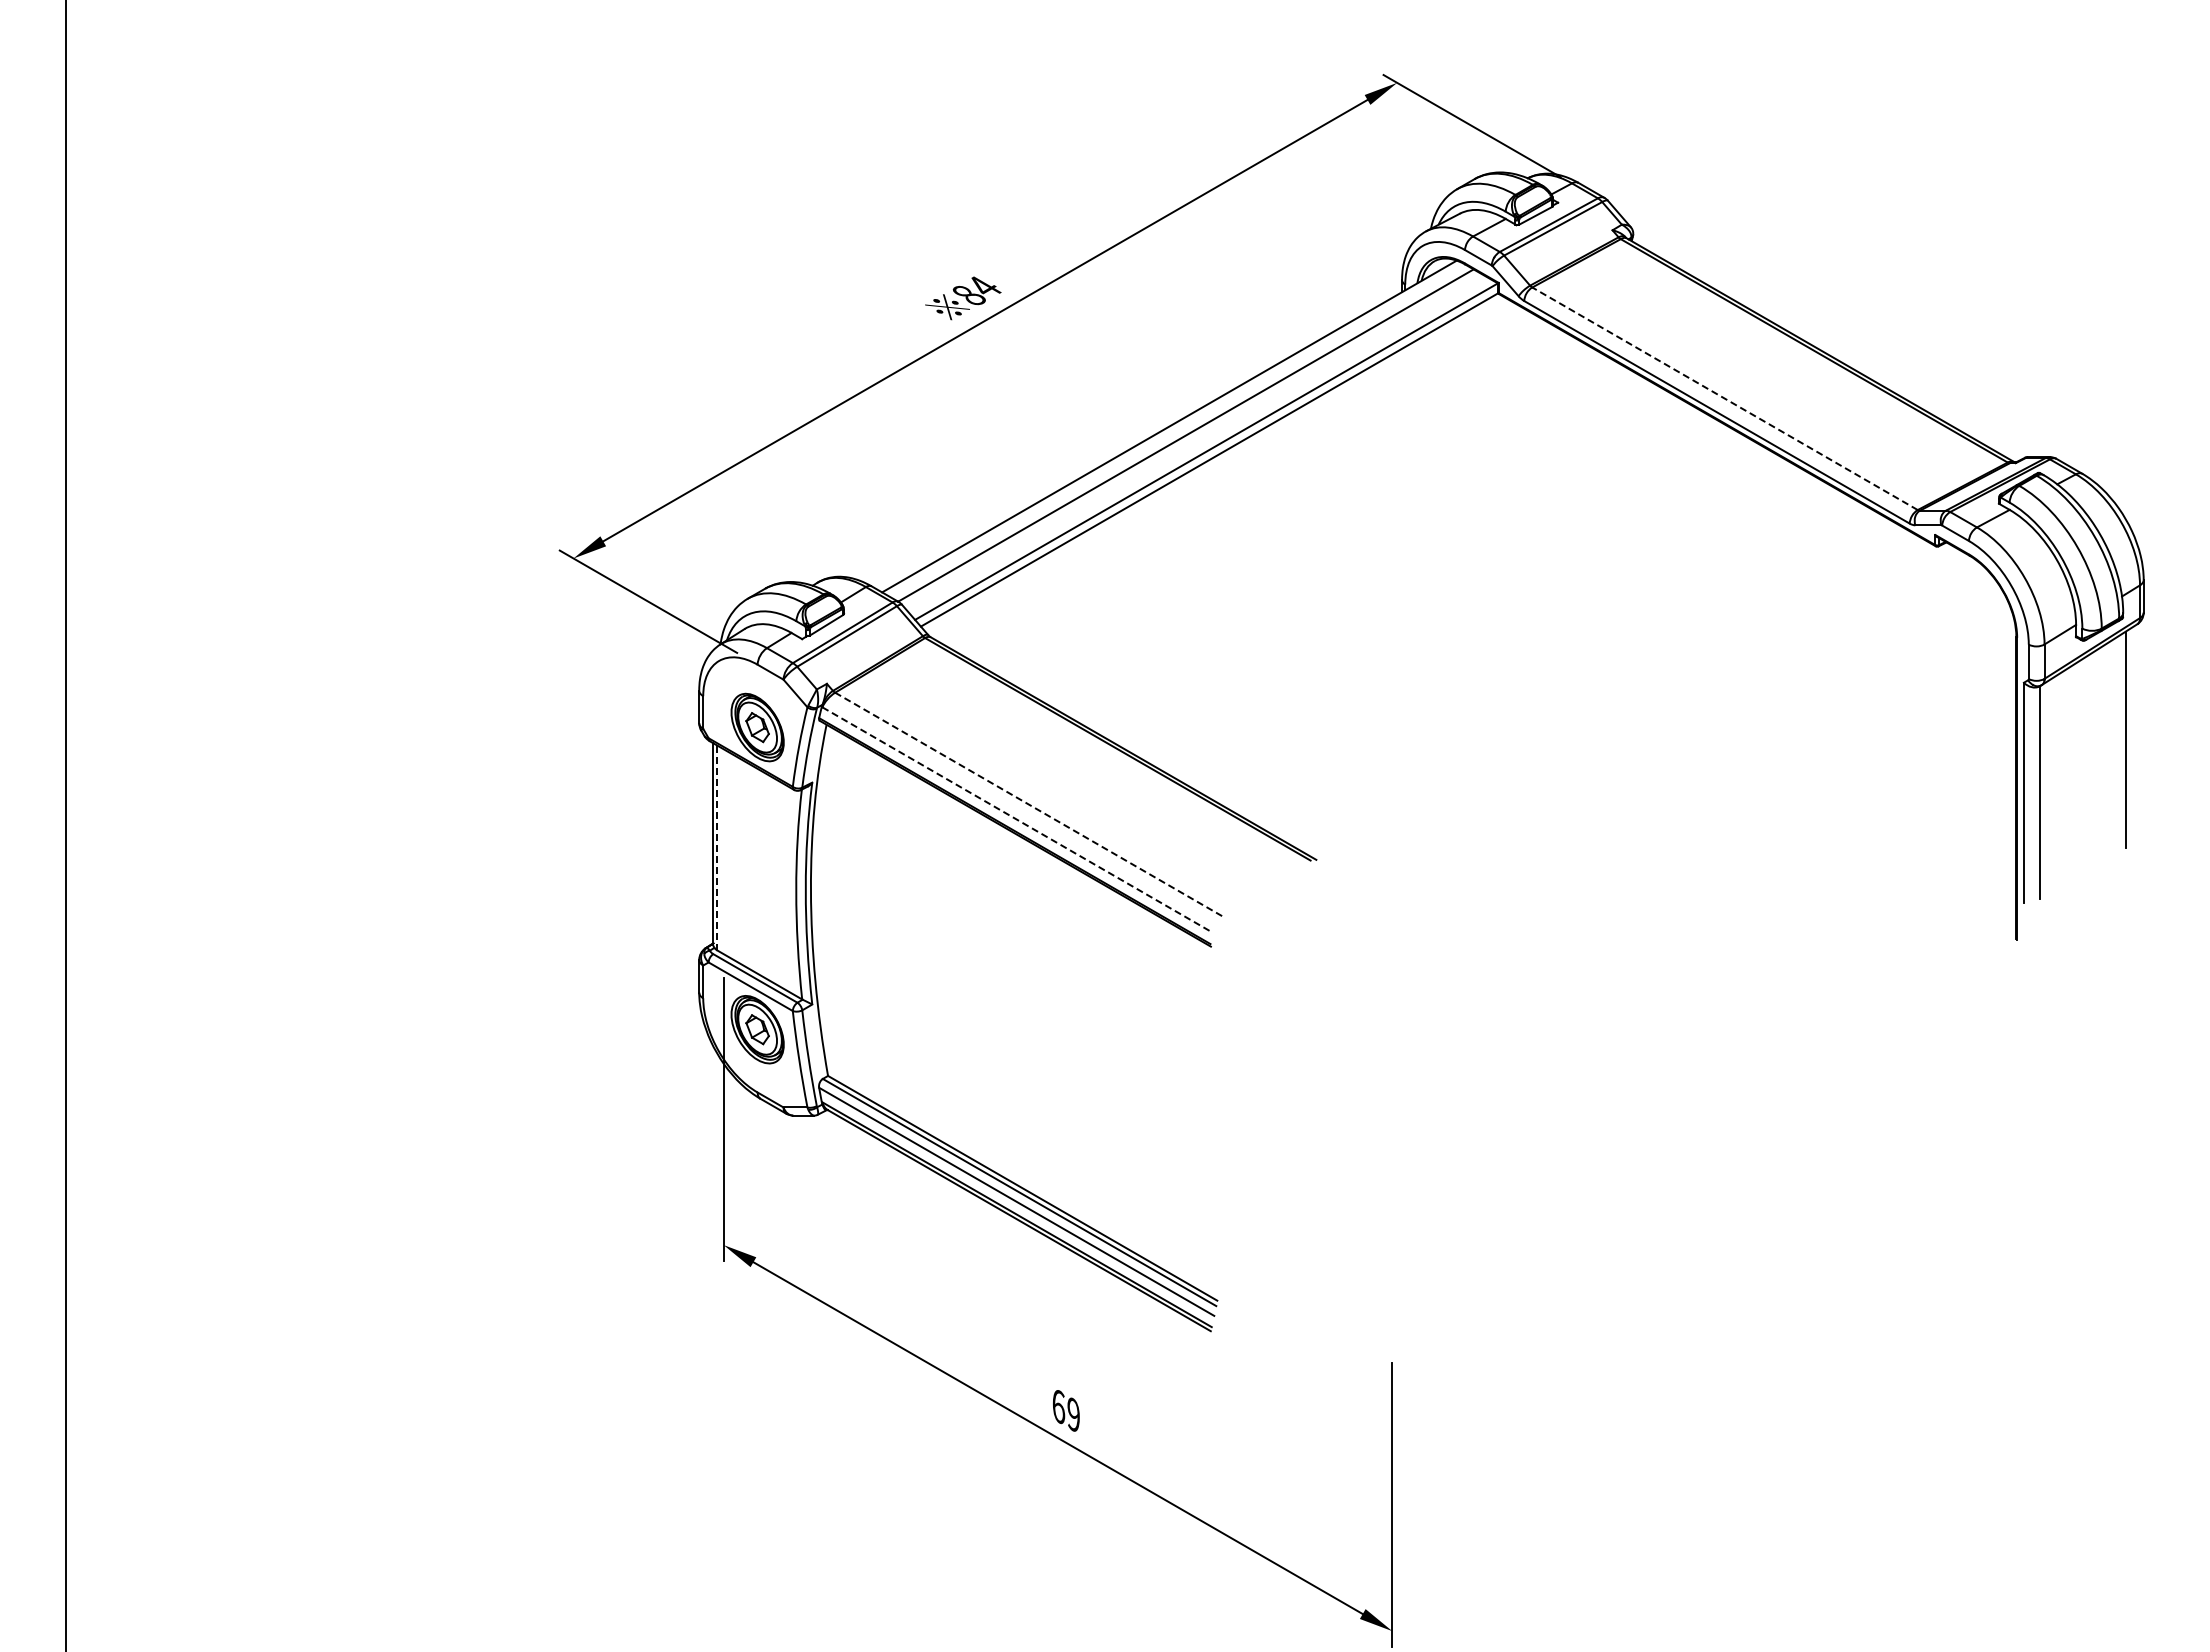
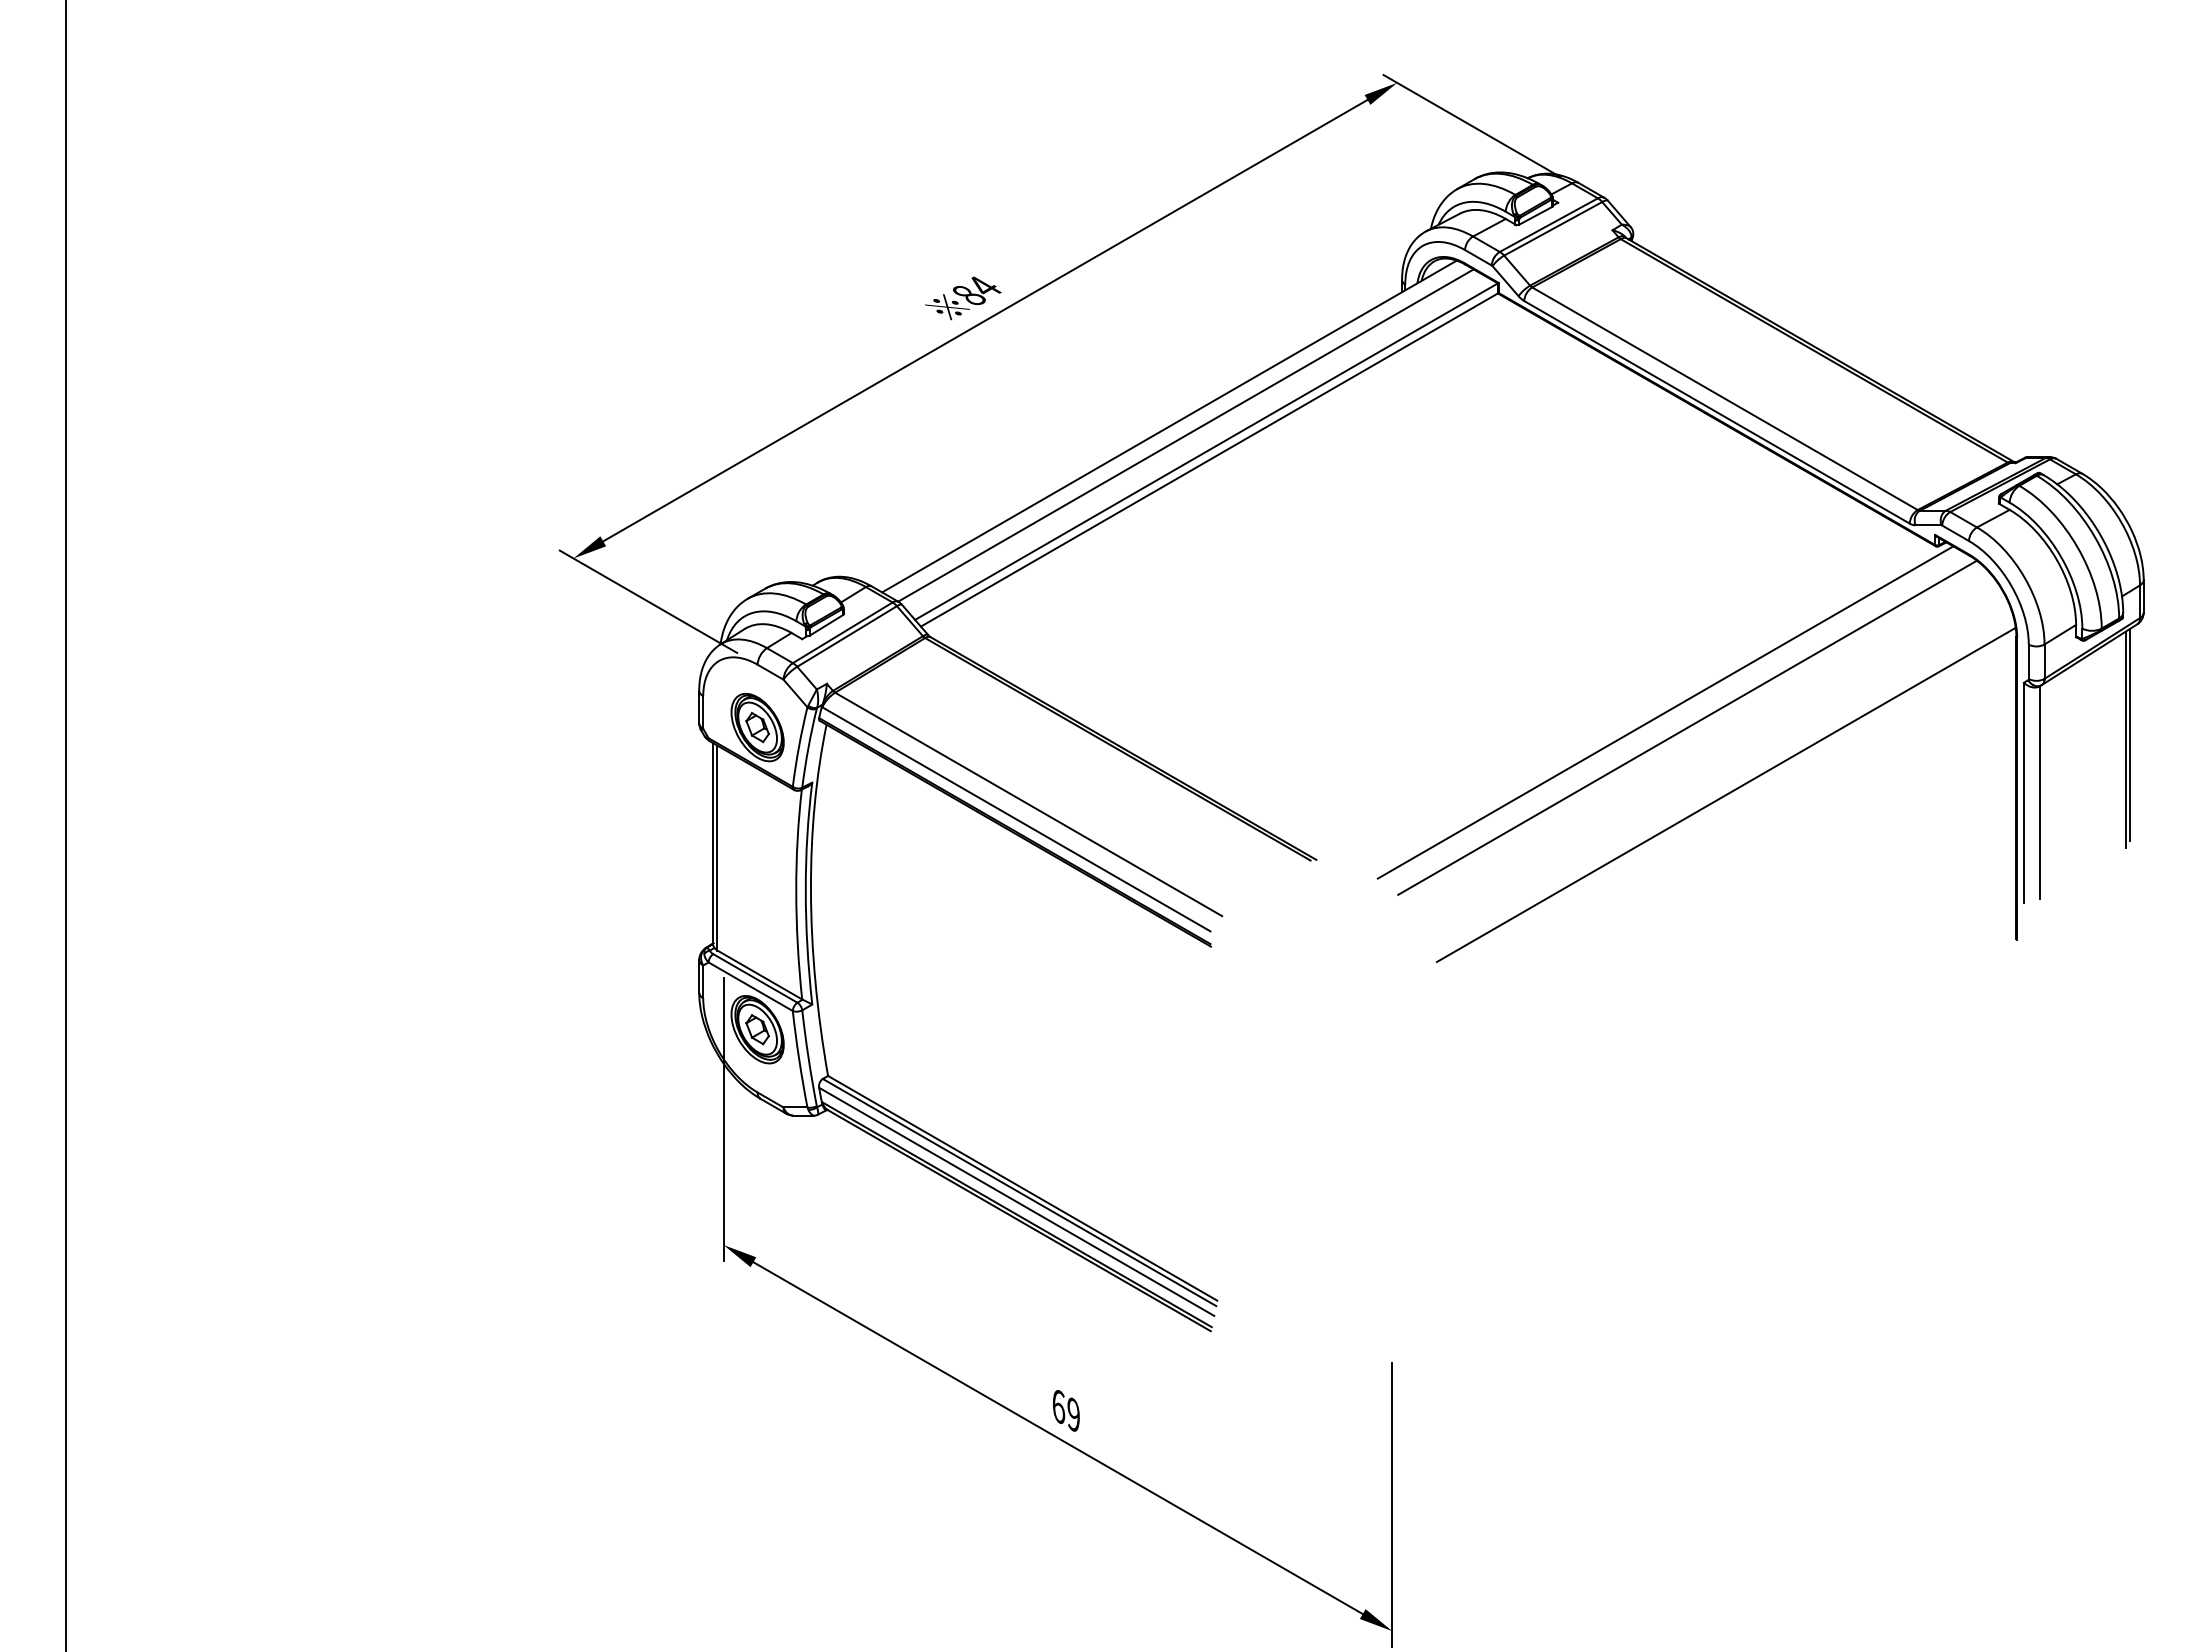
line: dashed -> solid (1725, 398)
line: none -> present (1665, 712)
line: none -> present (1687, 727)
line: none -> present (2129, 734)
line: none -> present (1725, 794)
line: dashed -> solid (1028, 804)
line: dashed -> solid (1016, 819)
line: dashed -> solid (717, 847)
